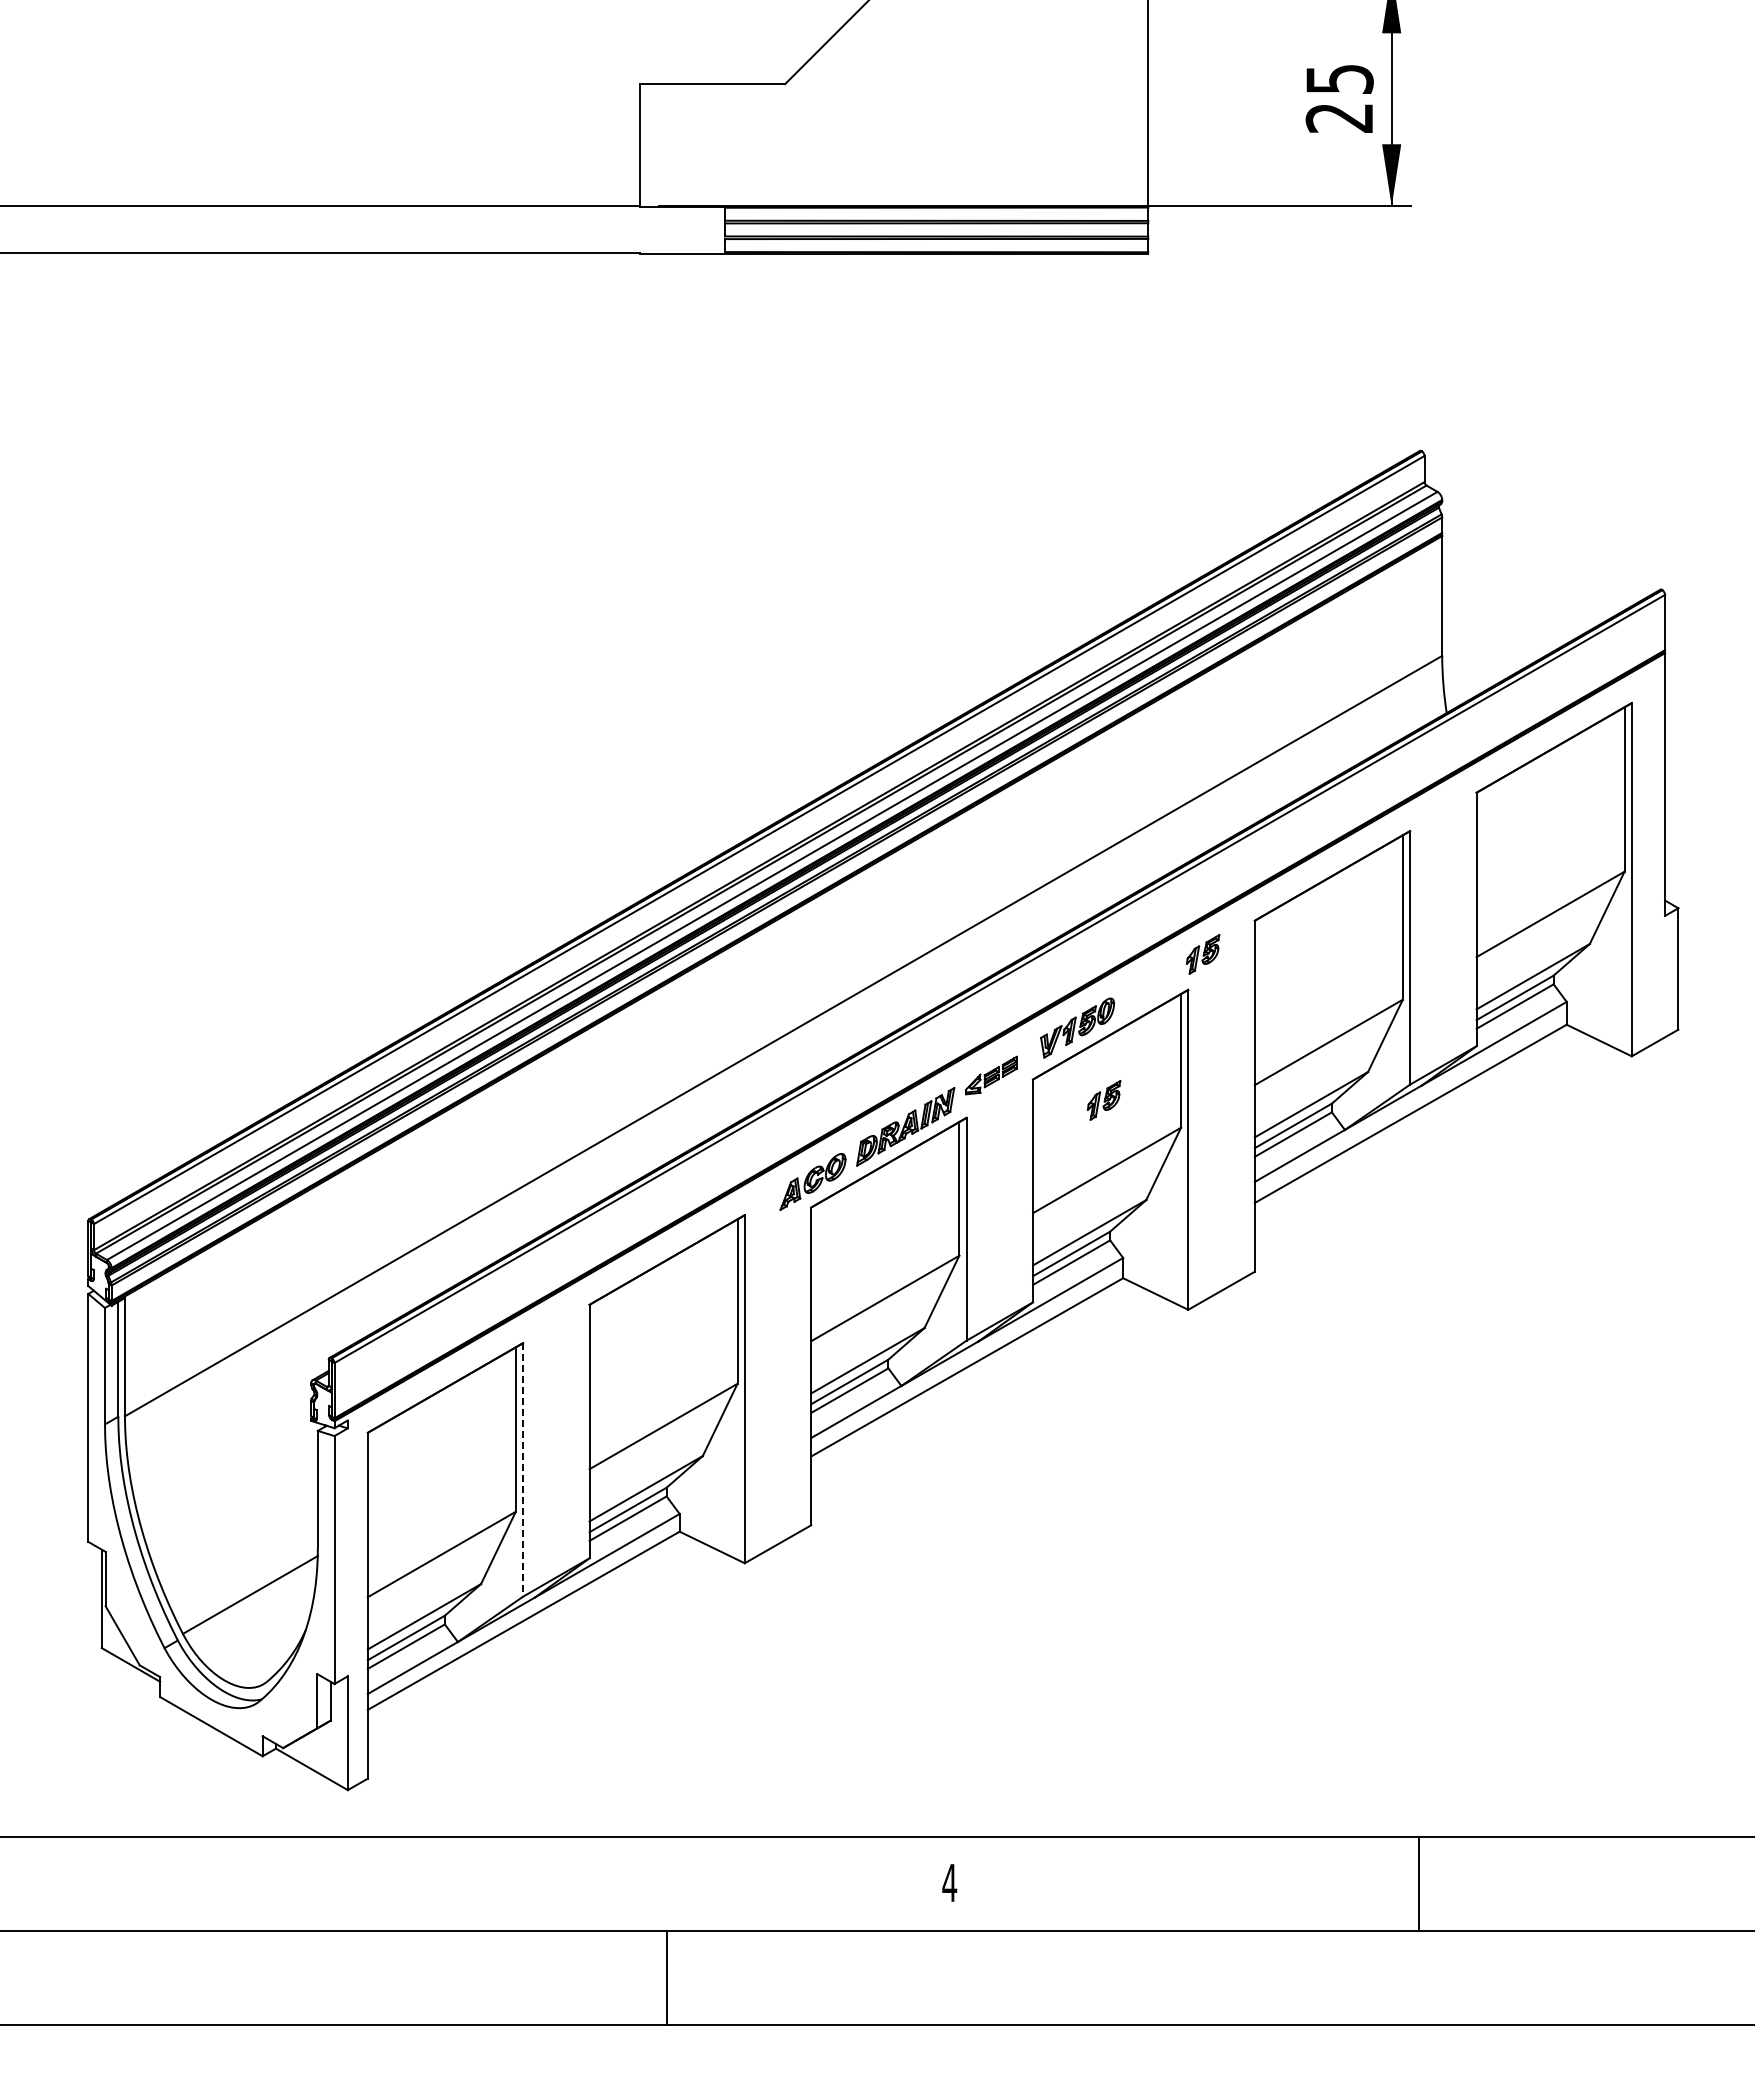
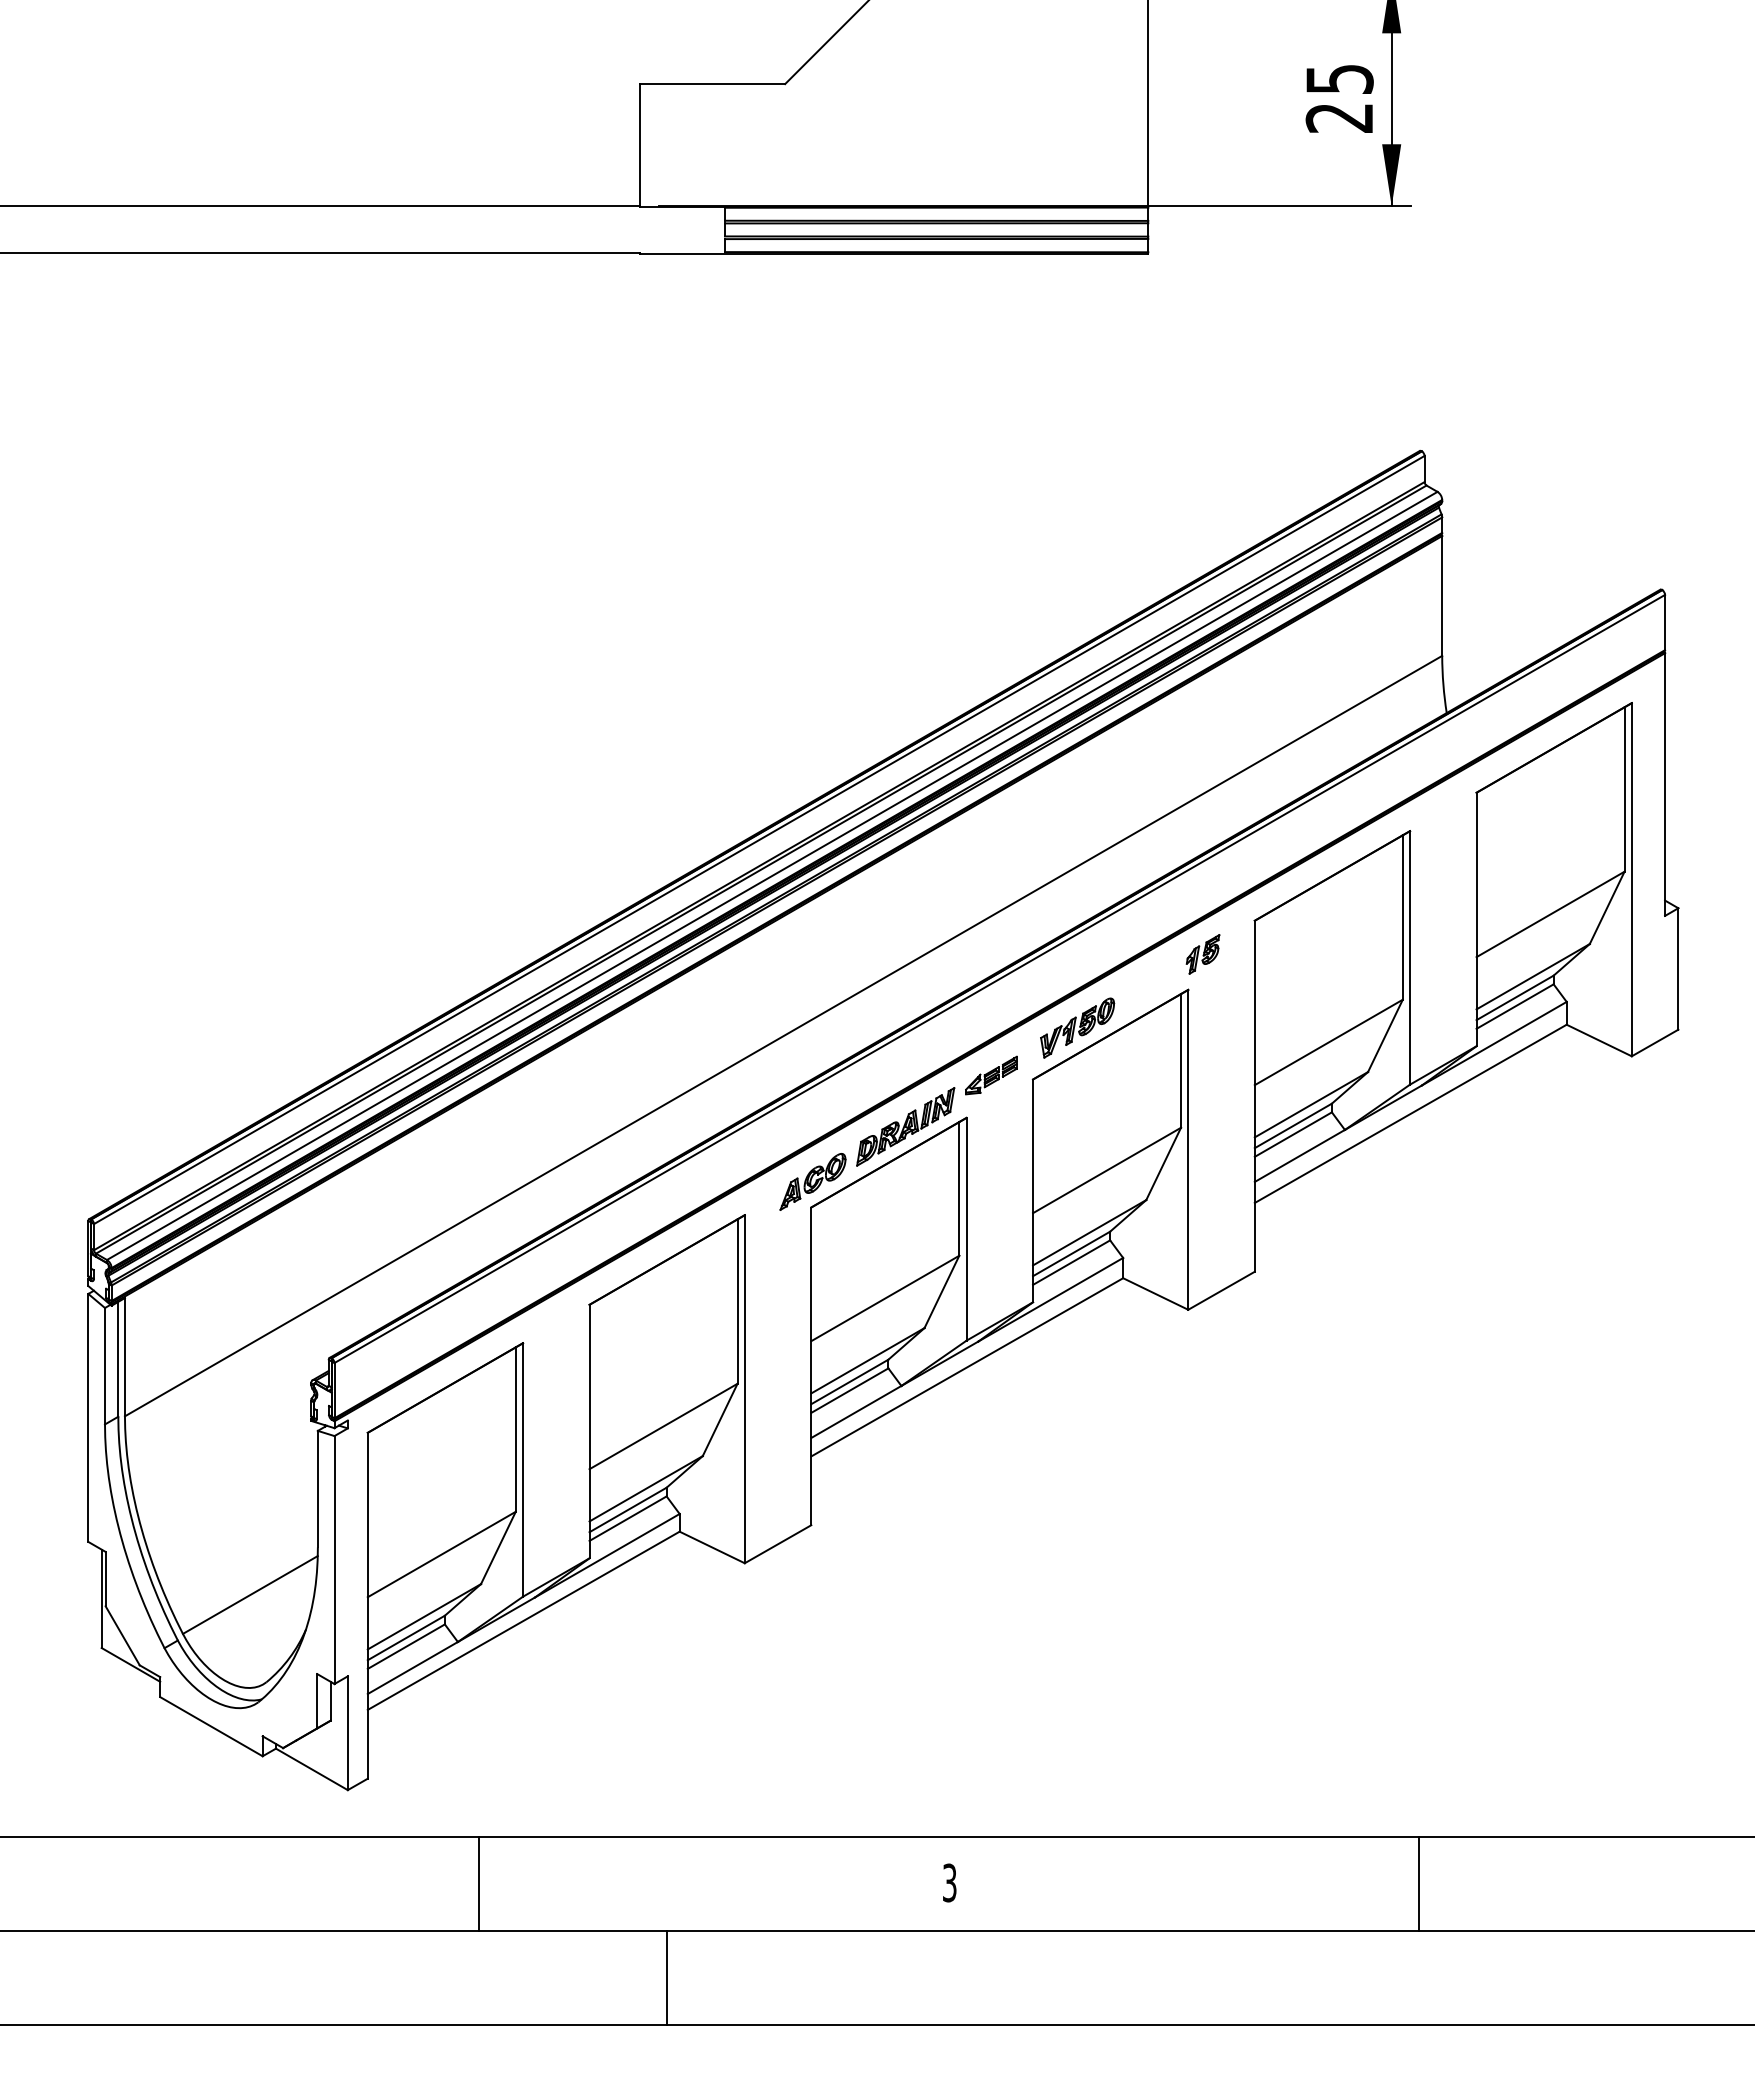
part: present -> none (1103, 1100)
line: dashed -> solid (523, 1469)
text: 4 -> 3 (949, 1882)
line: none -> present (478, 1884)
